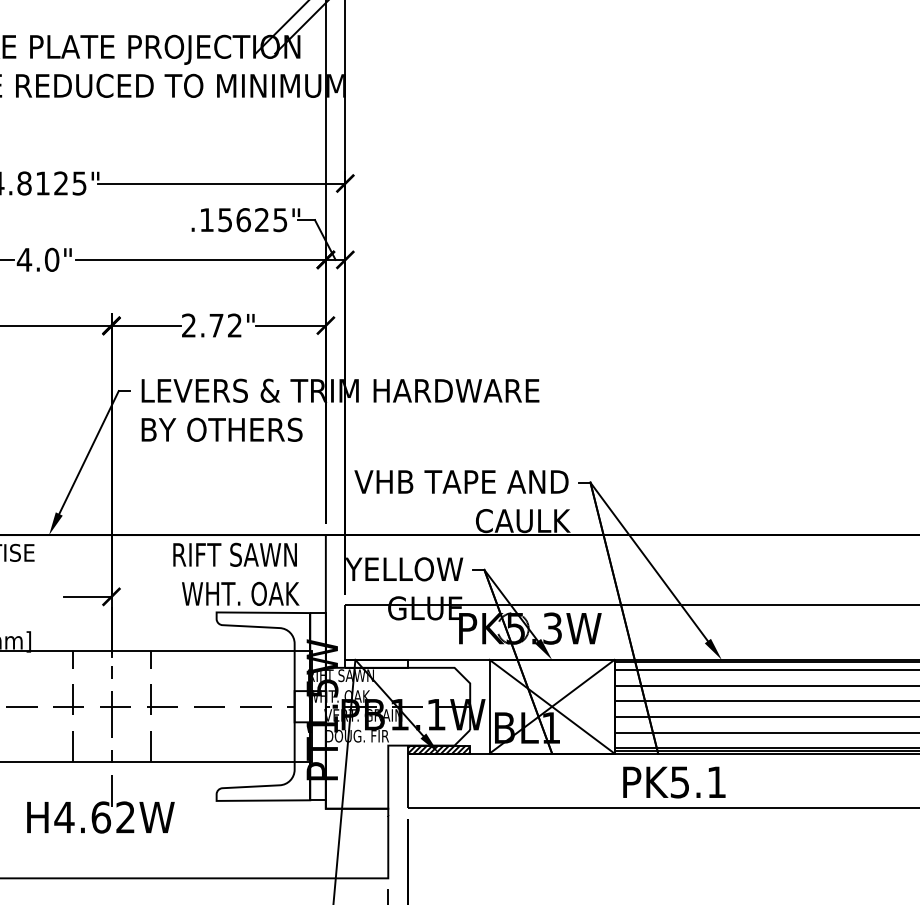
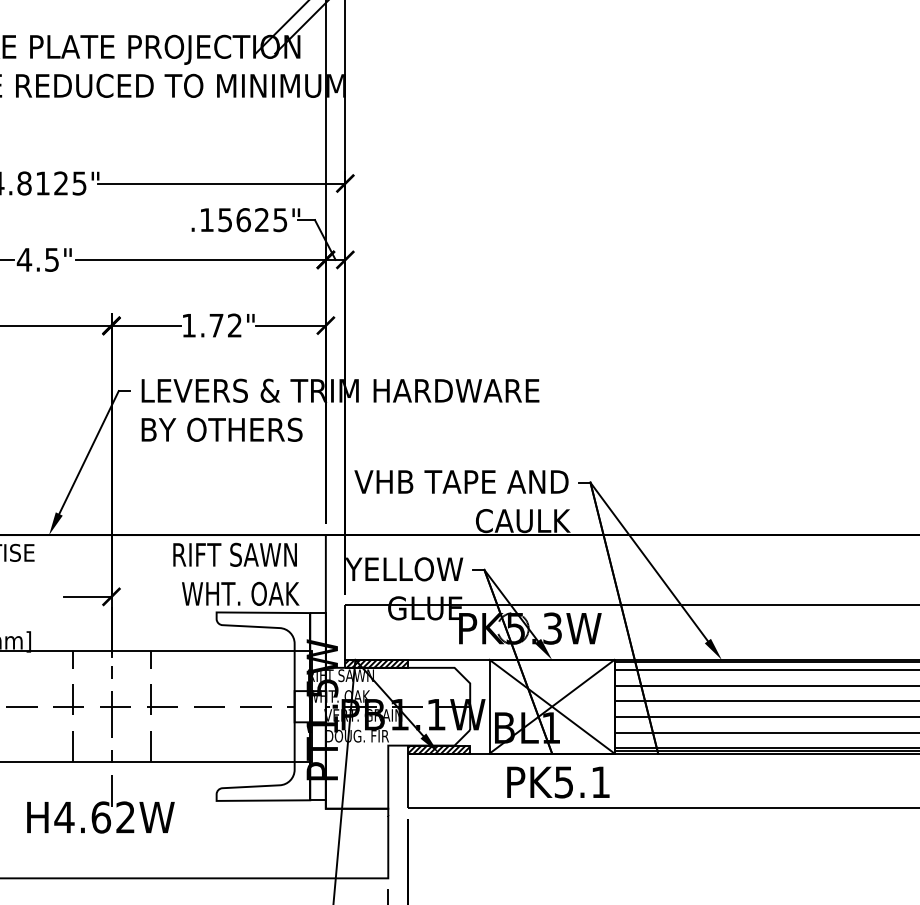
text: 4.0" -> 4.5" (51, 259)
text: 2.72" -> 1.72" (188, 325)
hatch: none -> present (376, 663)
text position: (674, 782) -> (558, 782) (558, 782)
